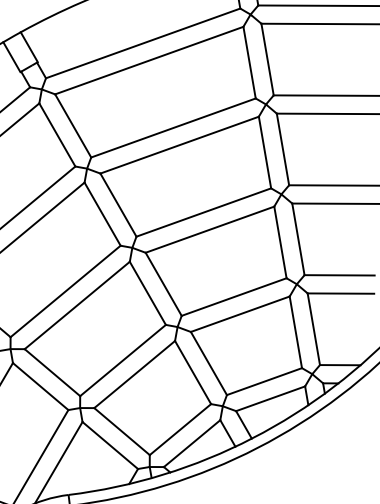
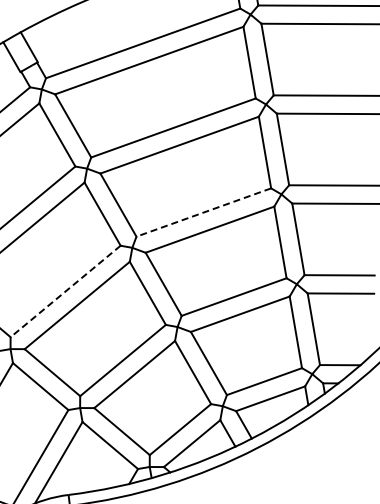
line: solid -> dashed (203, 212)
line: solid -> dashed (65, 291)
